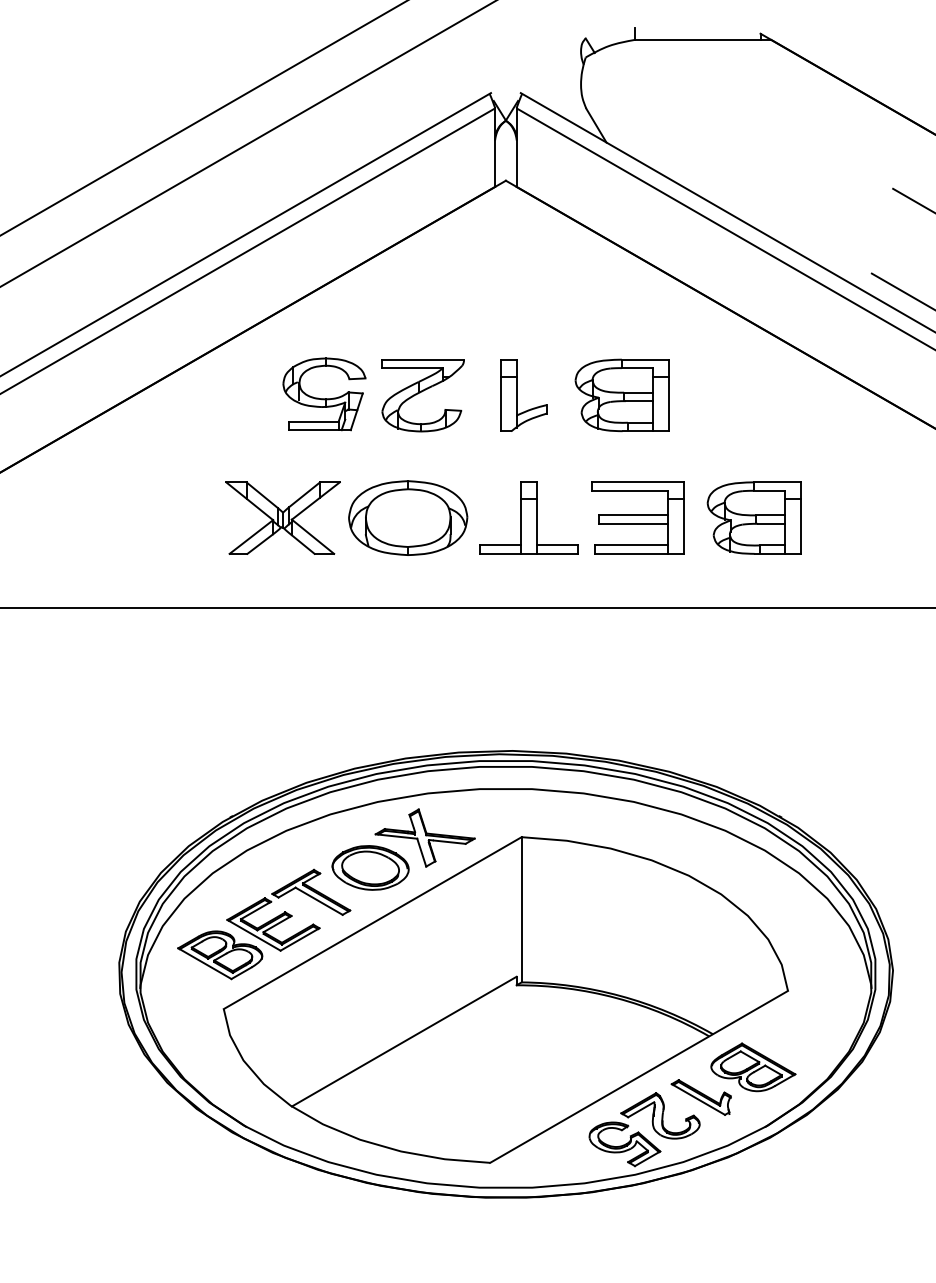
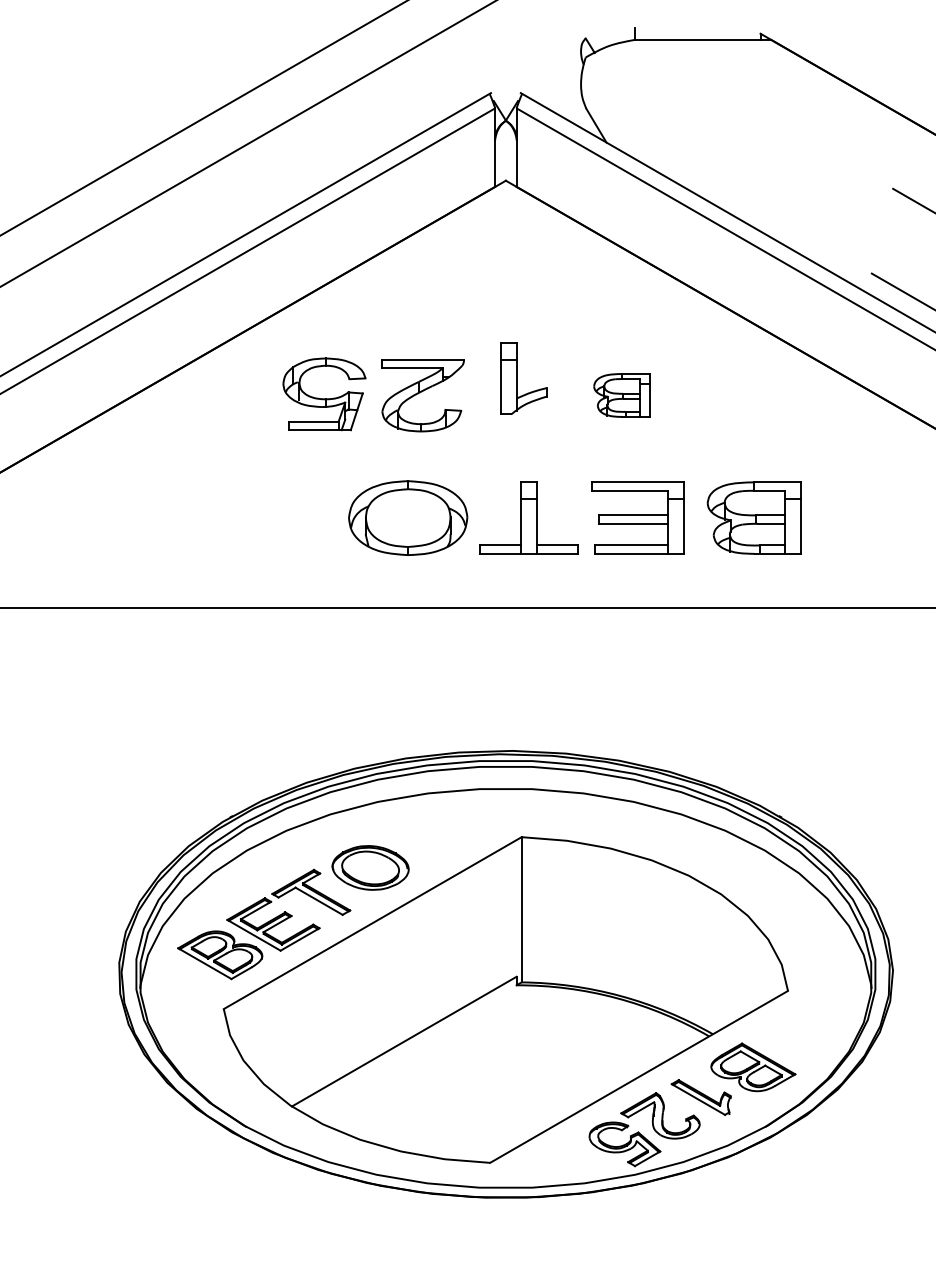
part position: (523, 395) -> (523, 378) (523, 378)
part size: 96x75 px -> 58x45 px (621, 395)
part: present -> none (282, 517)
part: present -> none (424, 837)
